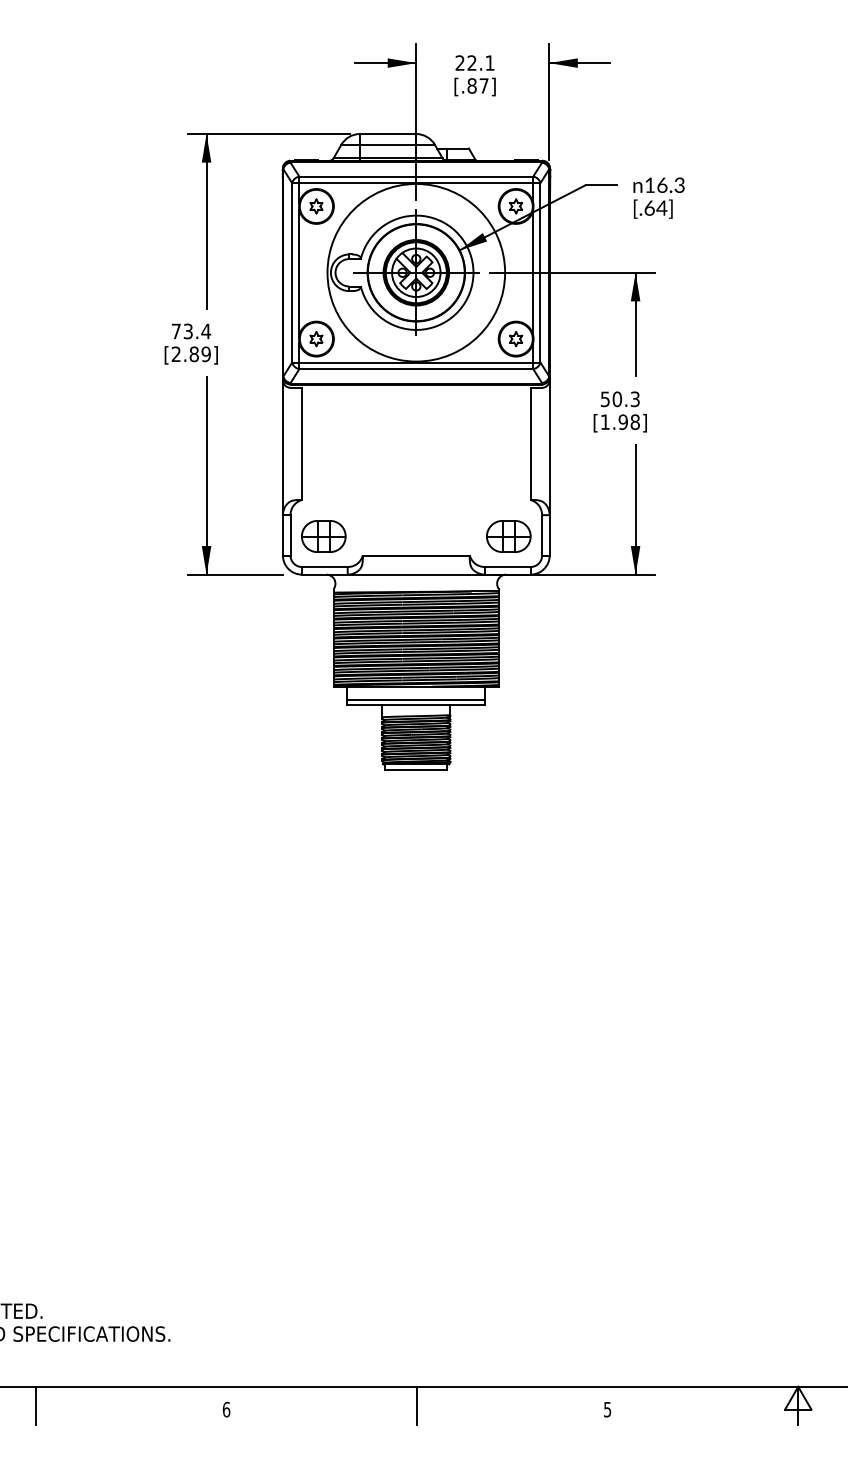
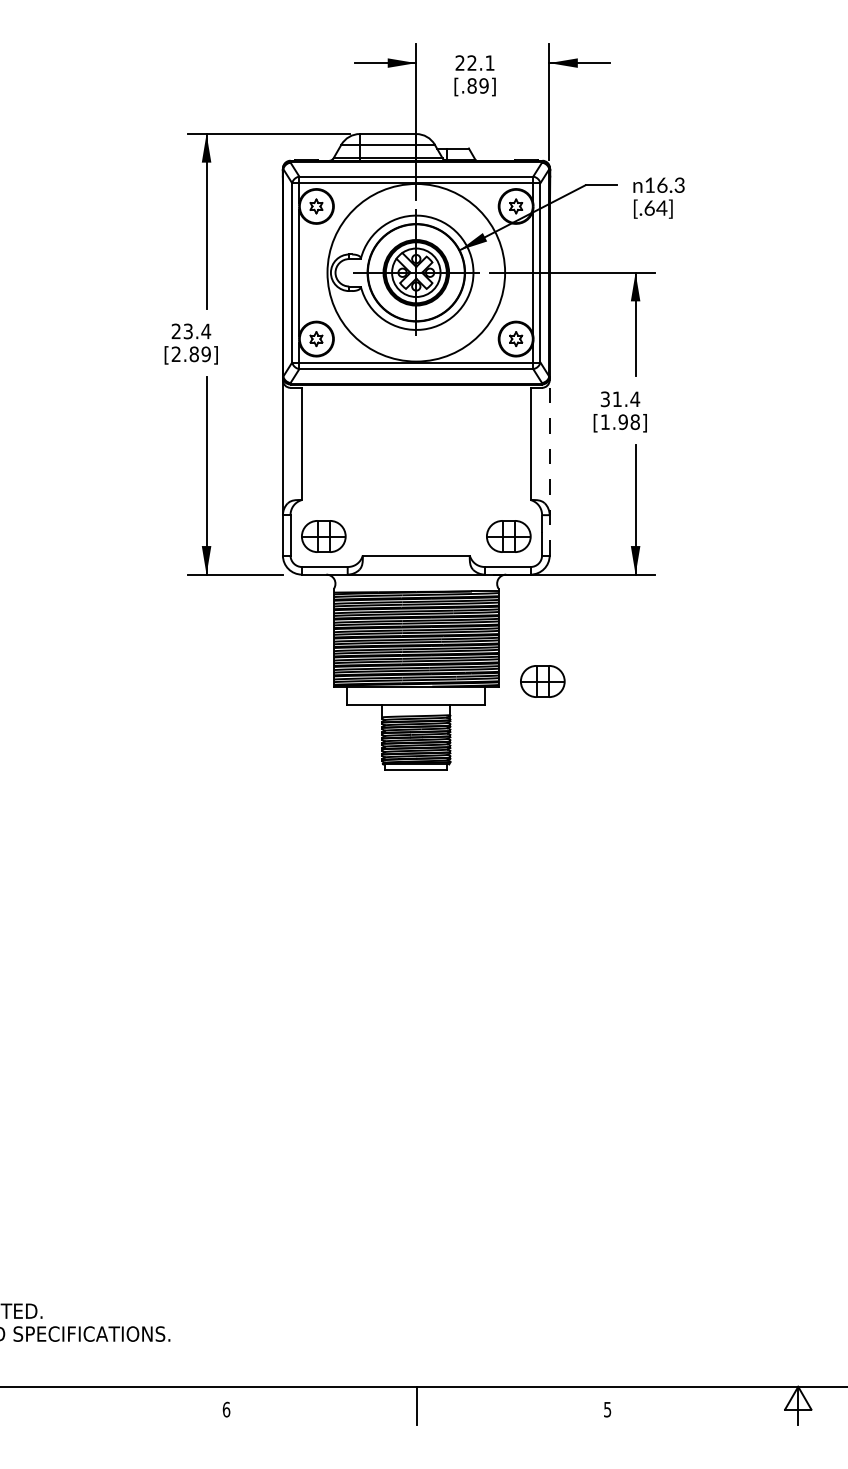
text: [.87] -> [.89] (483, 85)
text: 73.4 -> 23.4 (175, 331)
text: 50.3 -> 31.4 (620, 399)
line: solid -> dashed (549, 467)
part: none -> present (542, 681)
line: present -> none (416, 700)
line: present -> none (36, 1405)
